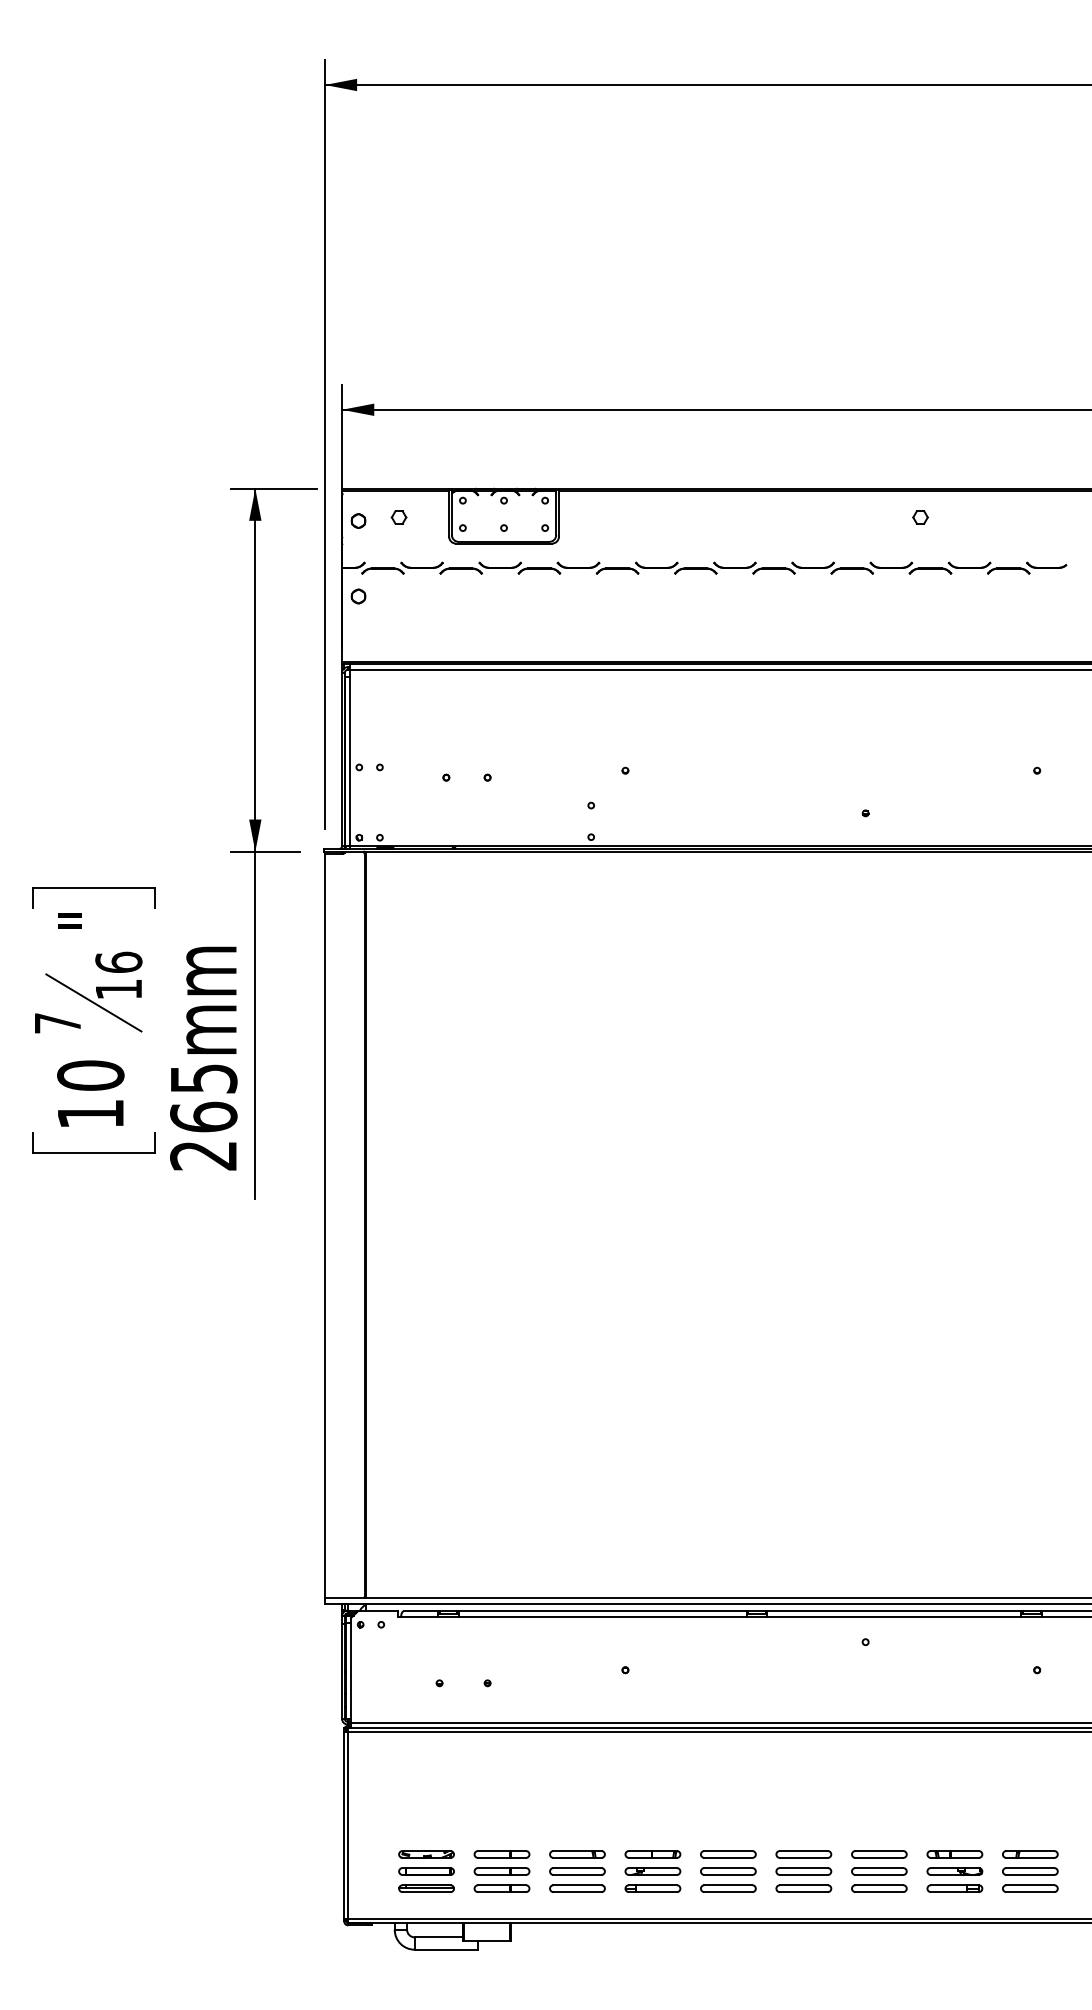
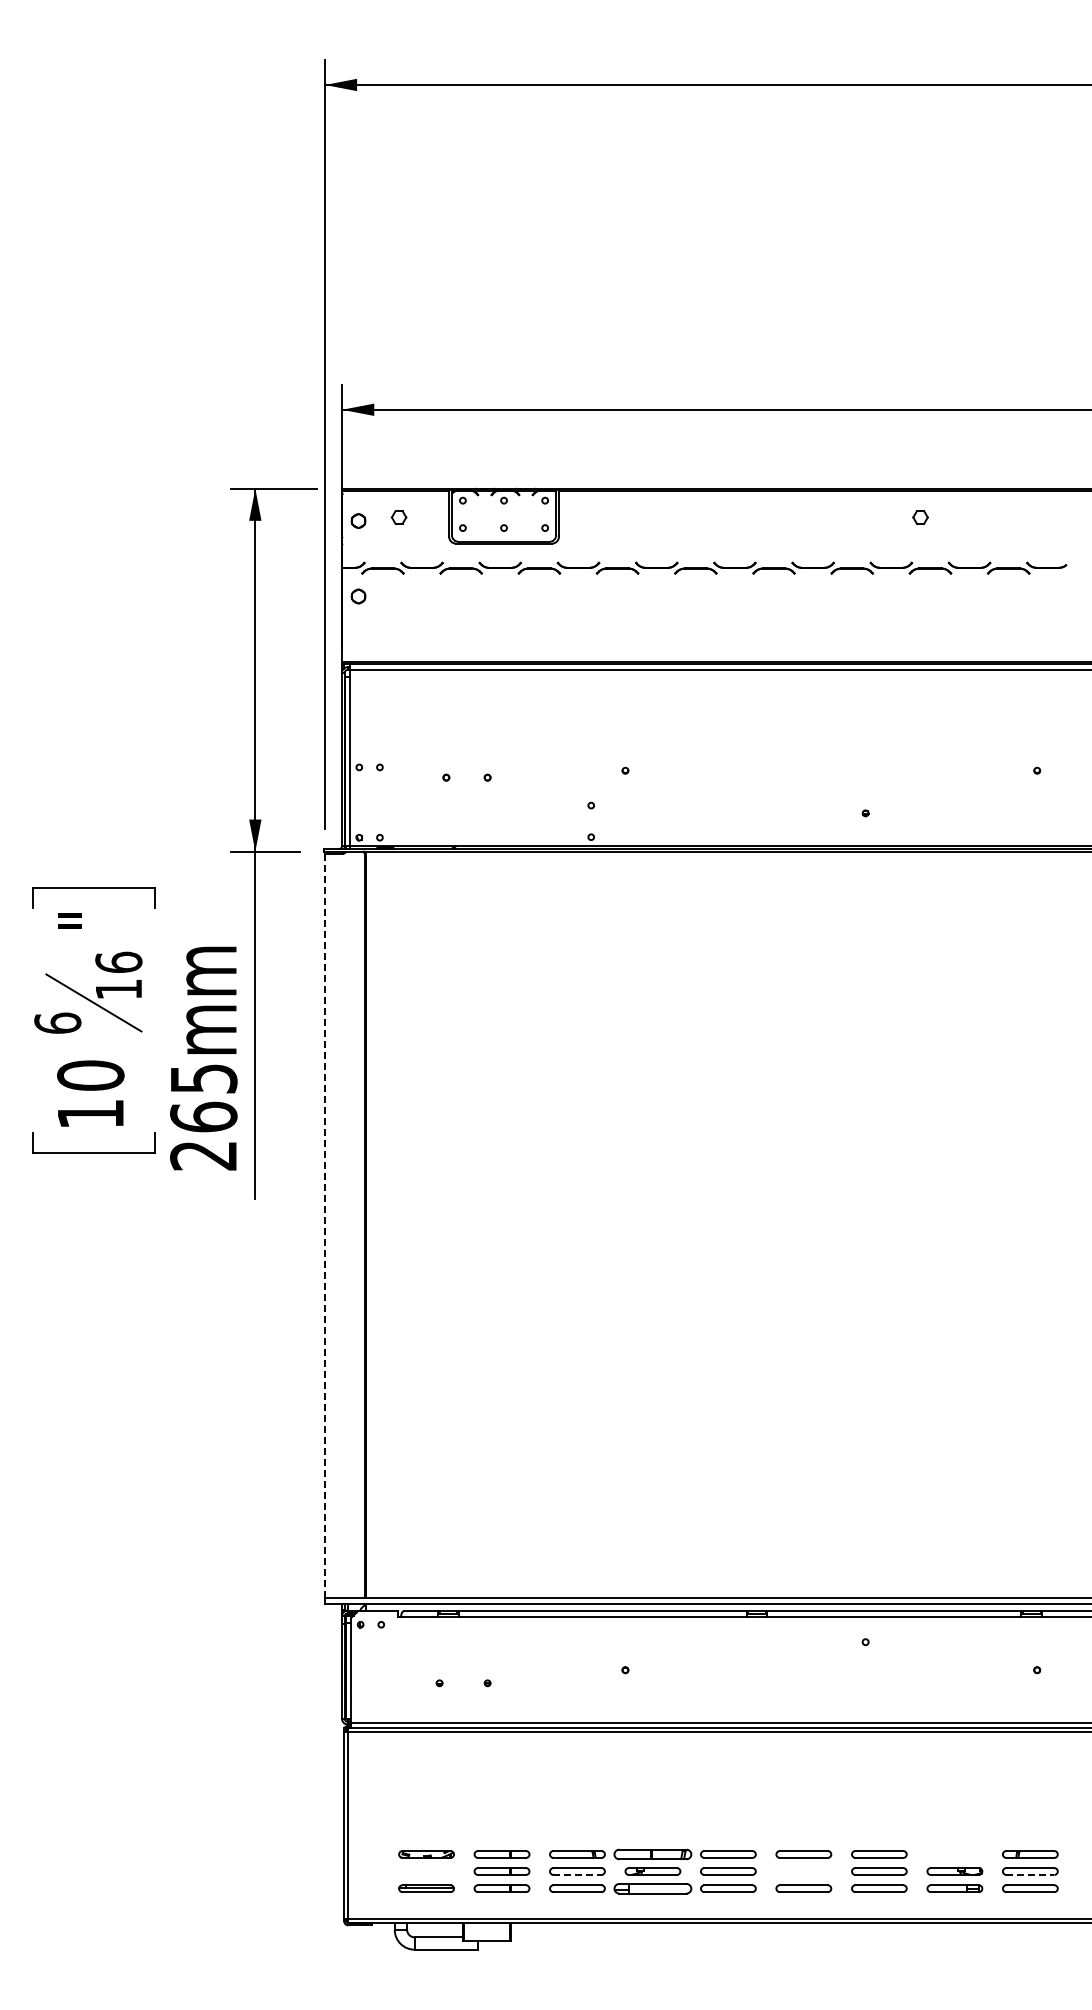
text: 7 -> 6 (57, 1022)
line: solid -> dashed (324, 1226)
part size: 58x9 px -> 80x13 px (652, 1854)
part: present -> none (954, 1854)
part: present -> none (426, 1871)
part: present -> none (803, 1871)
line: solid -> dashed (577, 1874)
line: solid -> dashed (1030, 1874)
part size: 58x9 px -> 80x12 px (652, 1888)
